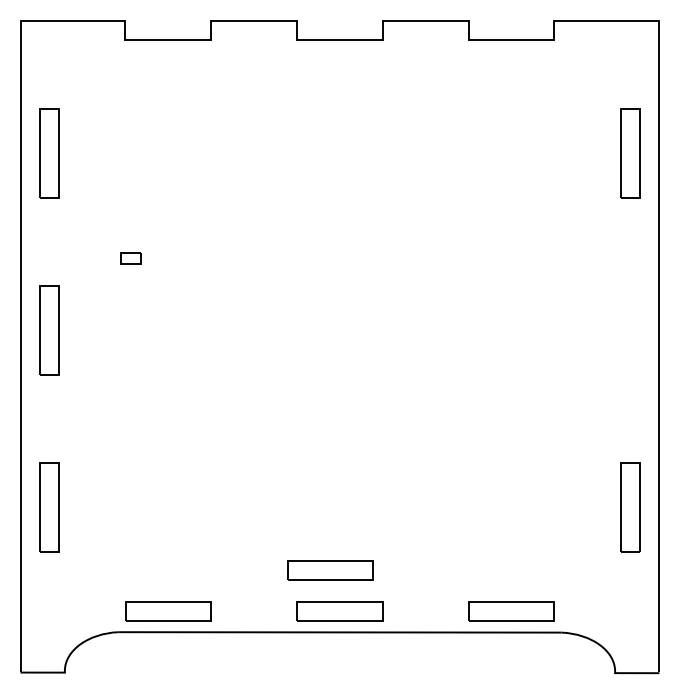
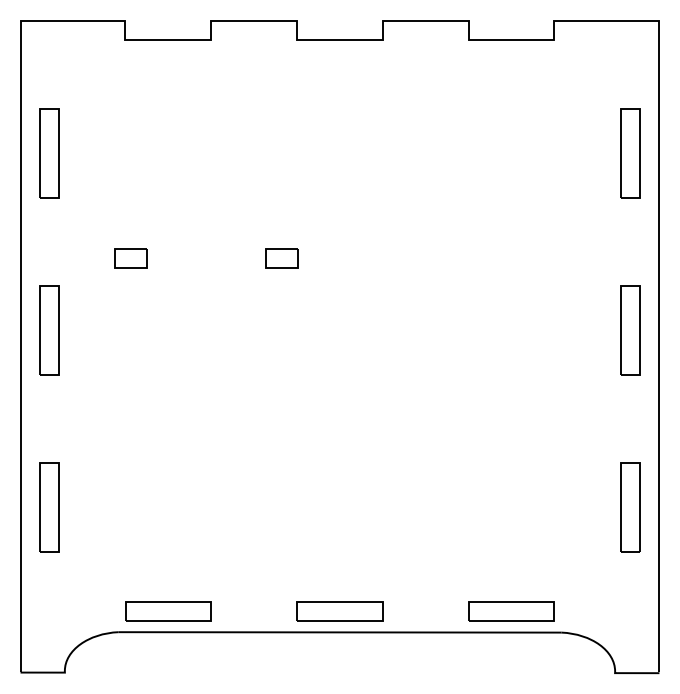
part size: 22x13 px -> 34x21 px (130, 258)
part: none -> present (281, 258)
part: none -> present (630, 330)
part: present -> none (330, 570)
